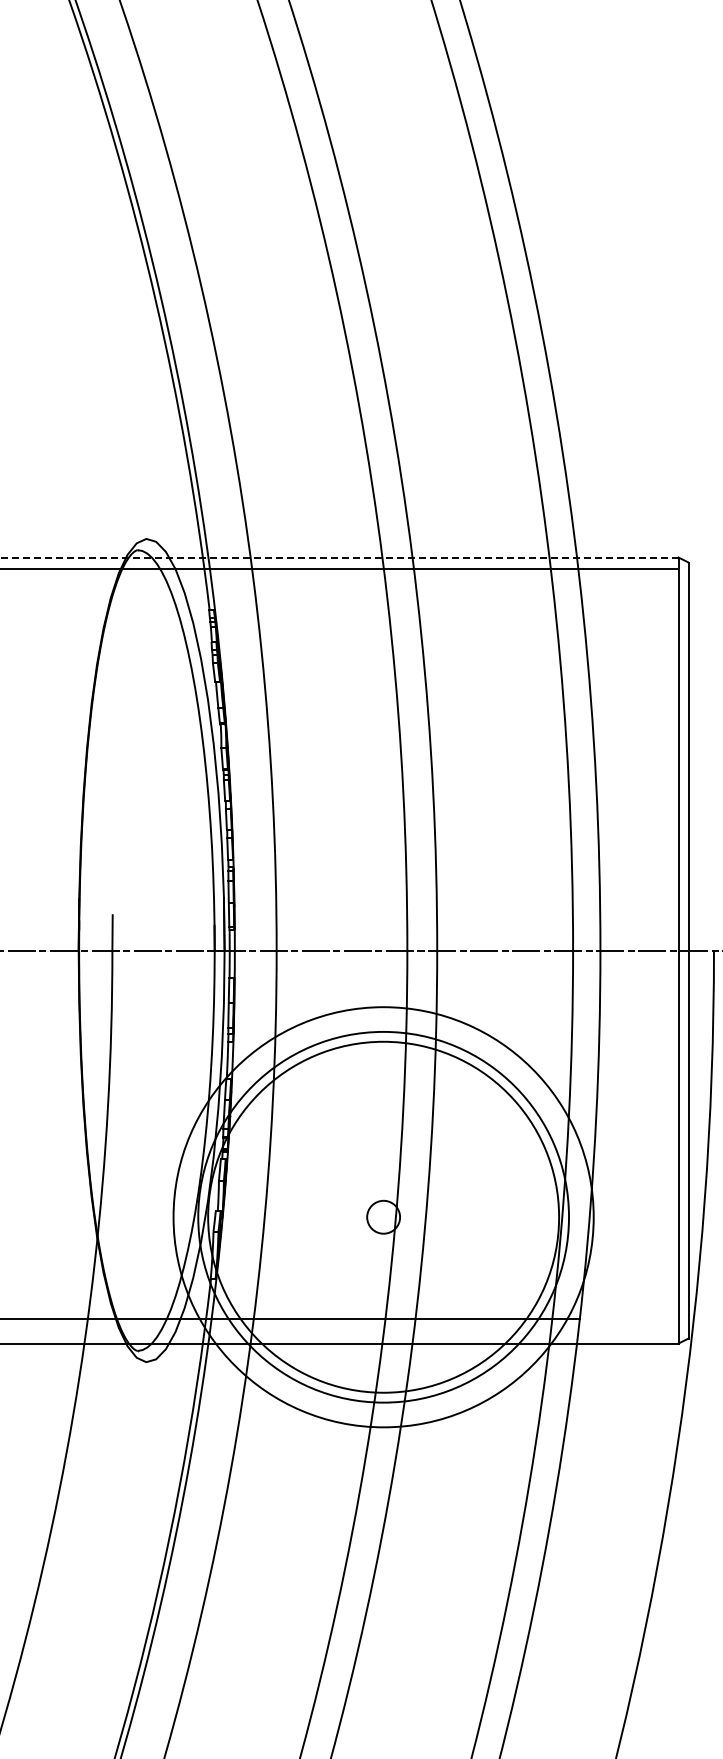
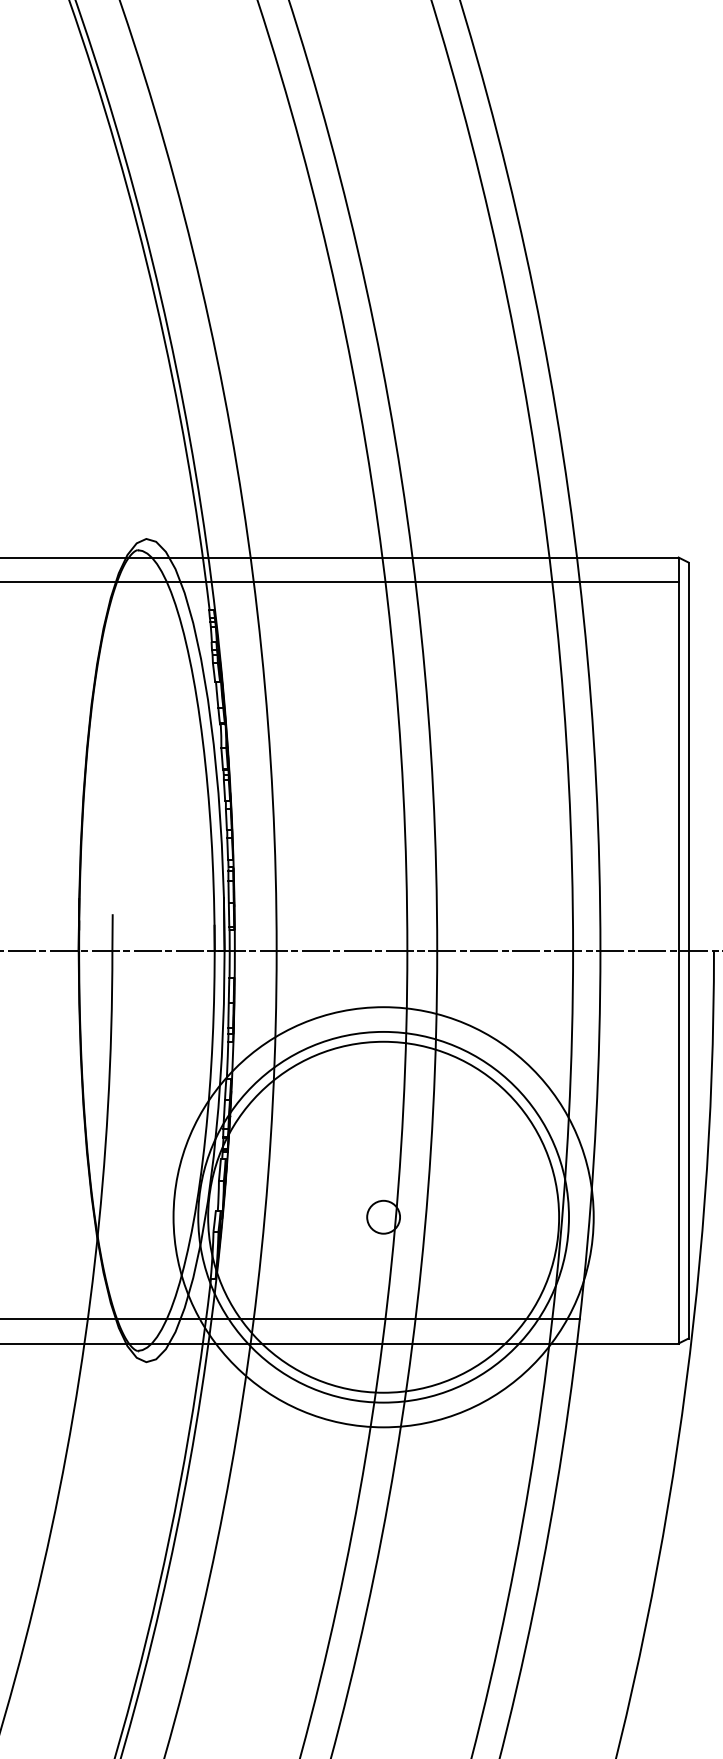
line: dashed -> solid (339, 557)
line position: (340, 568) -> (340, 581) (340, 581)
